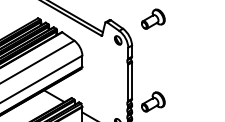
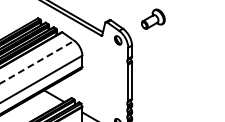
line: solid -> dashed (38, 61)
part: present -> none (153, 101)
